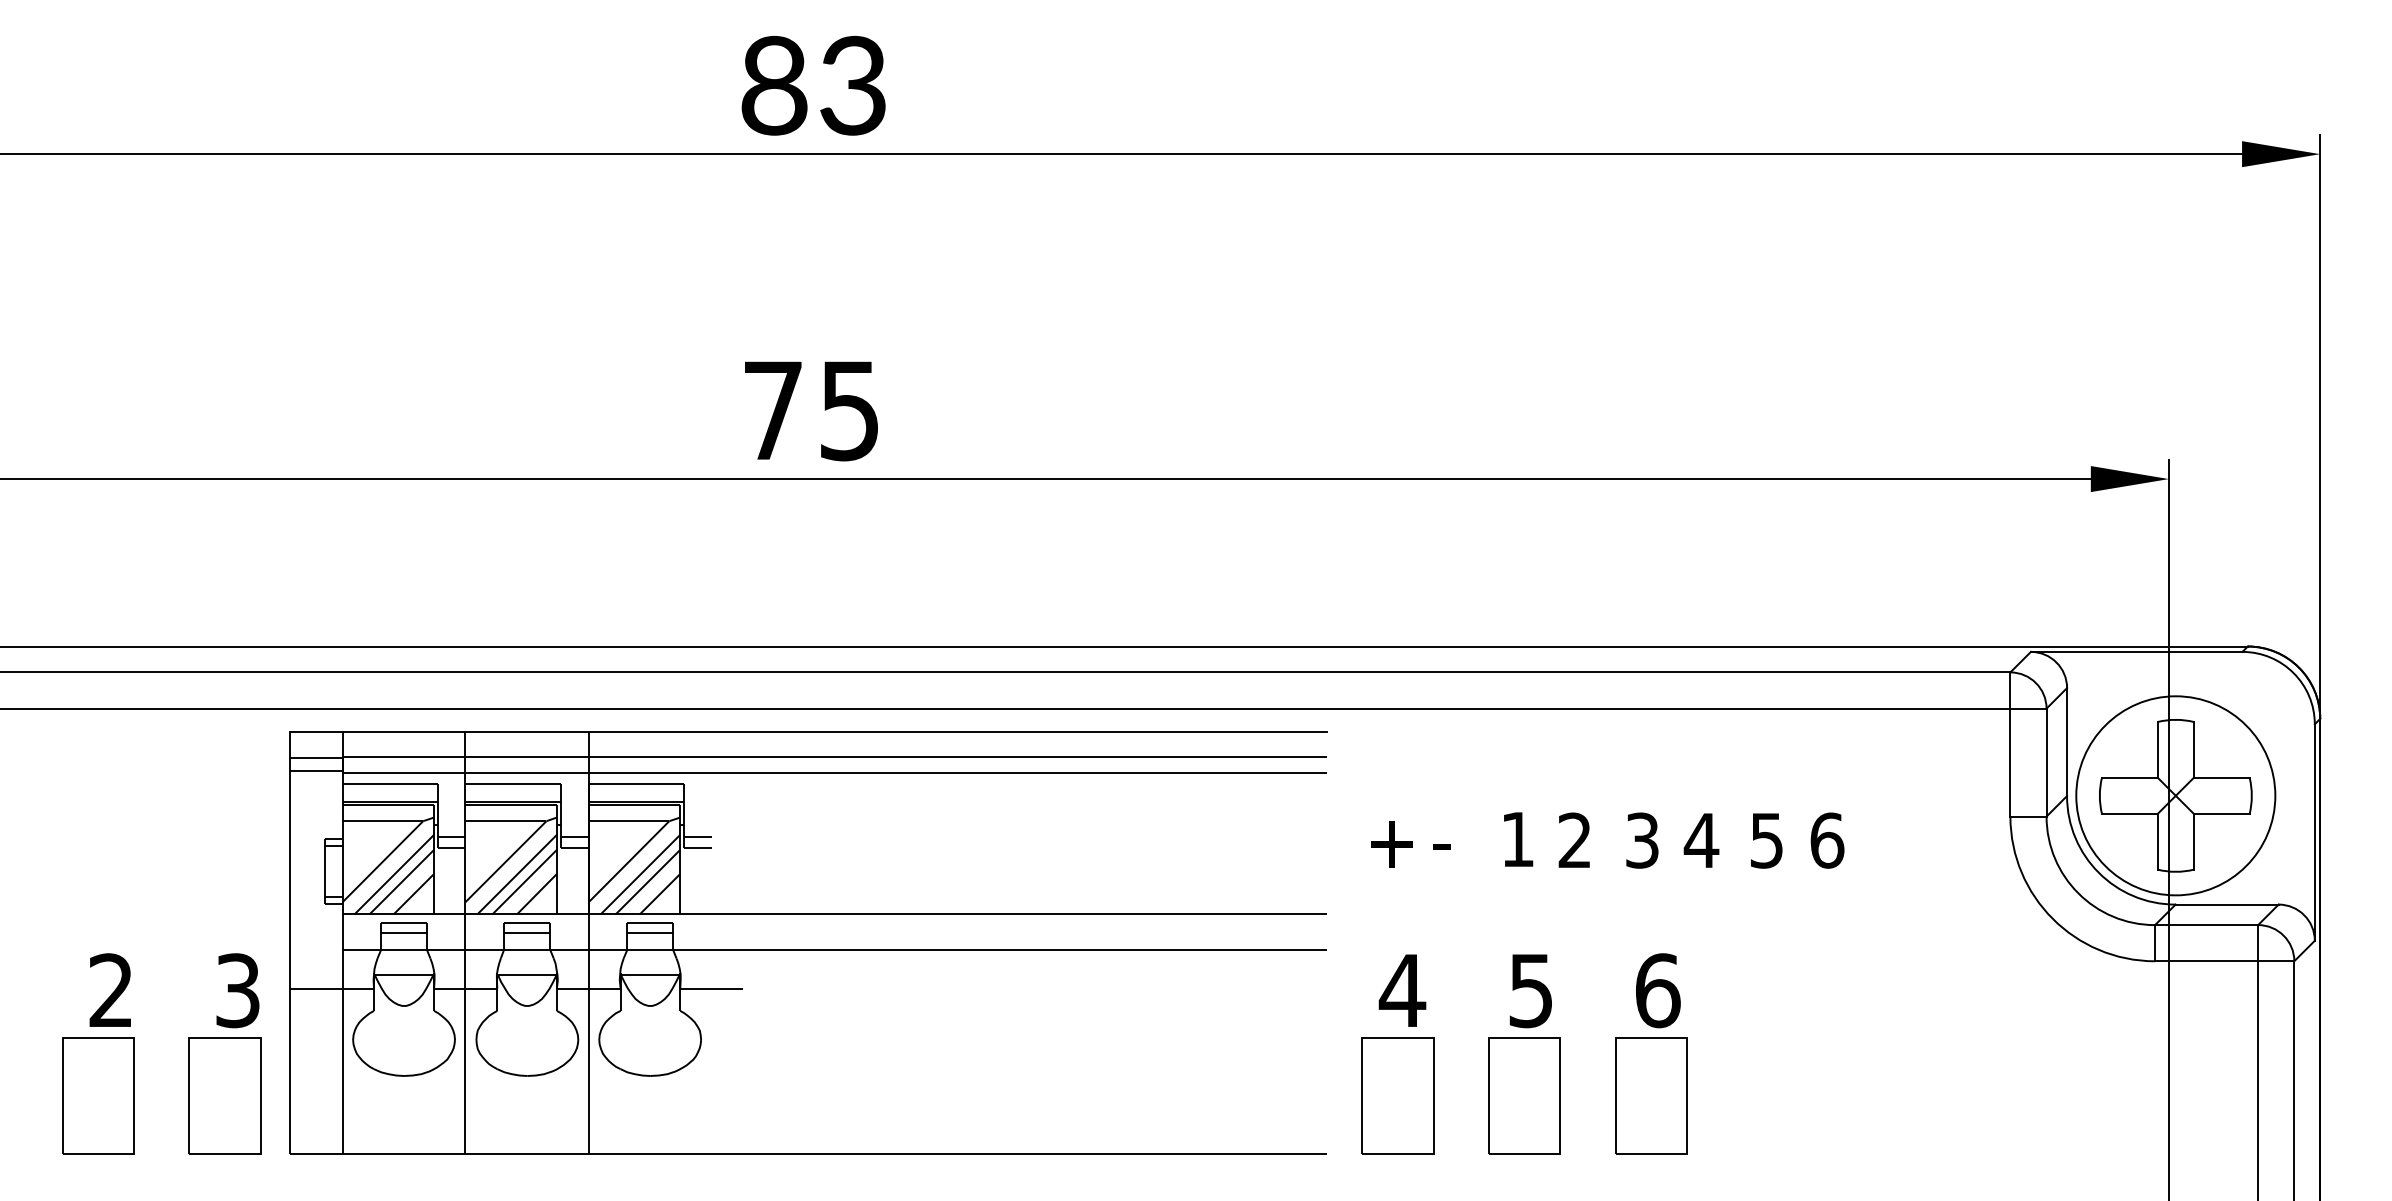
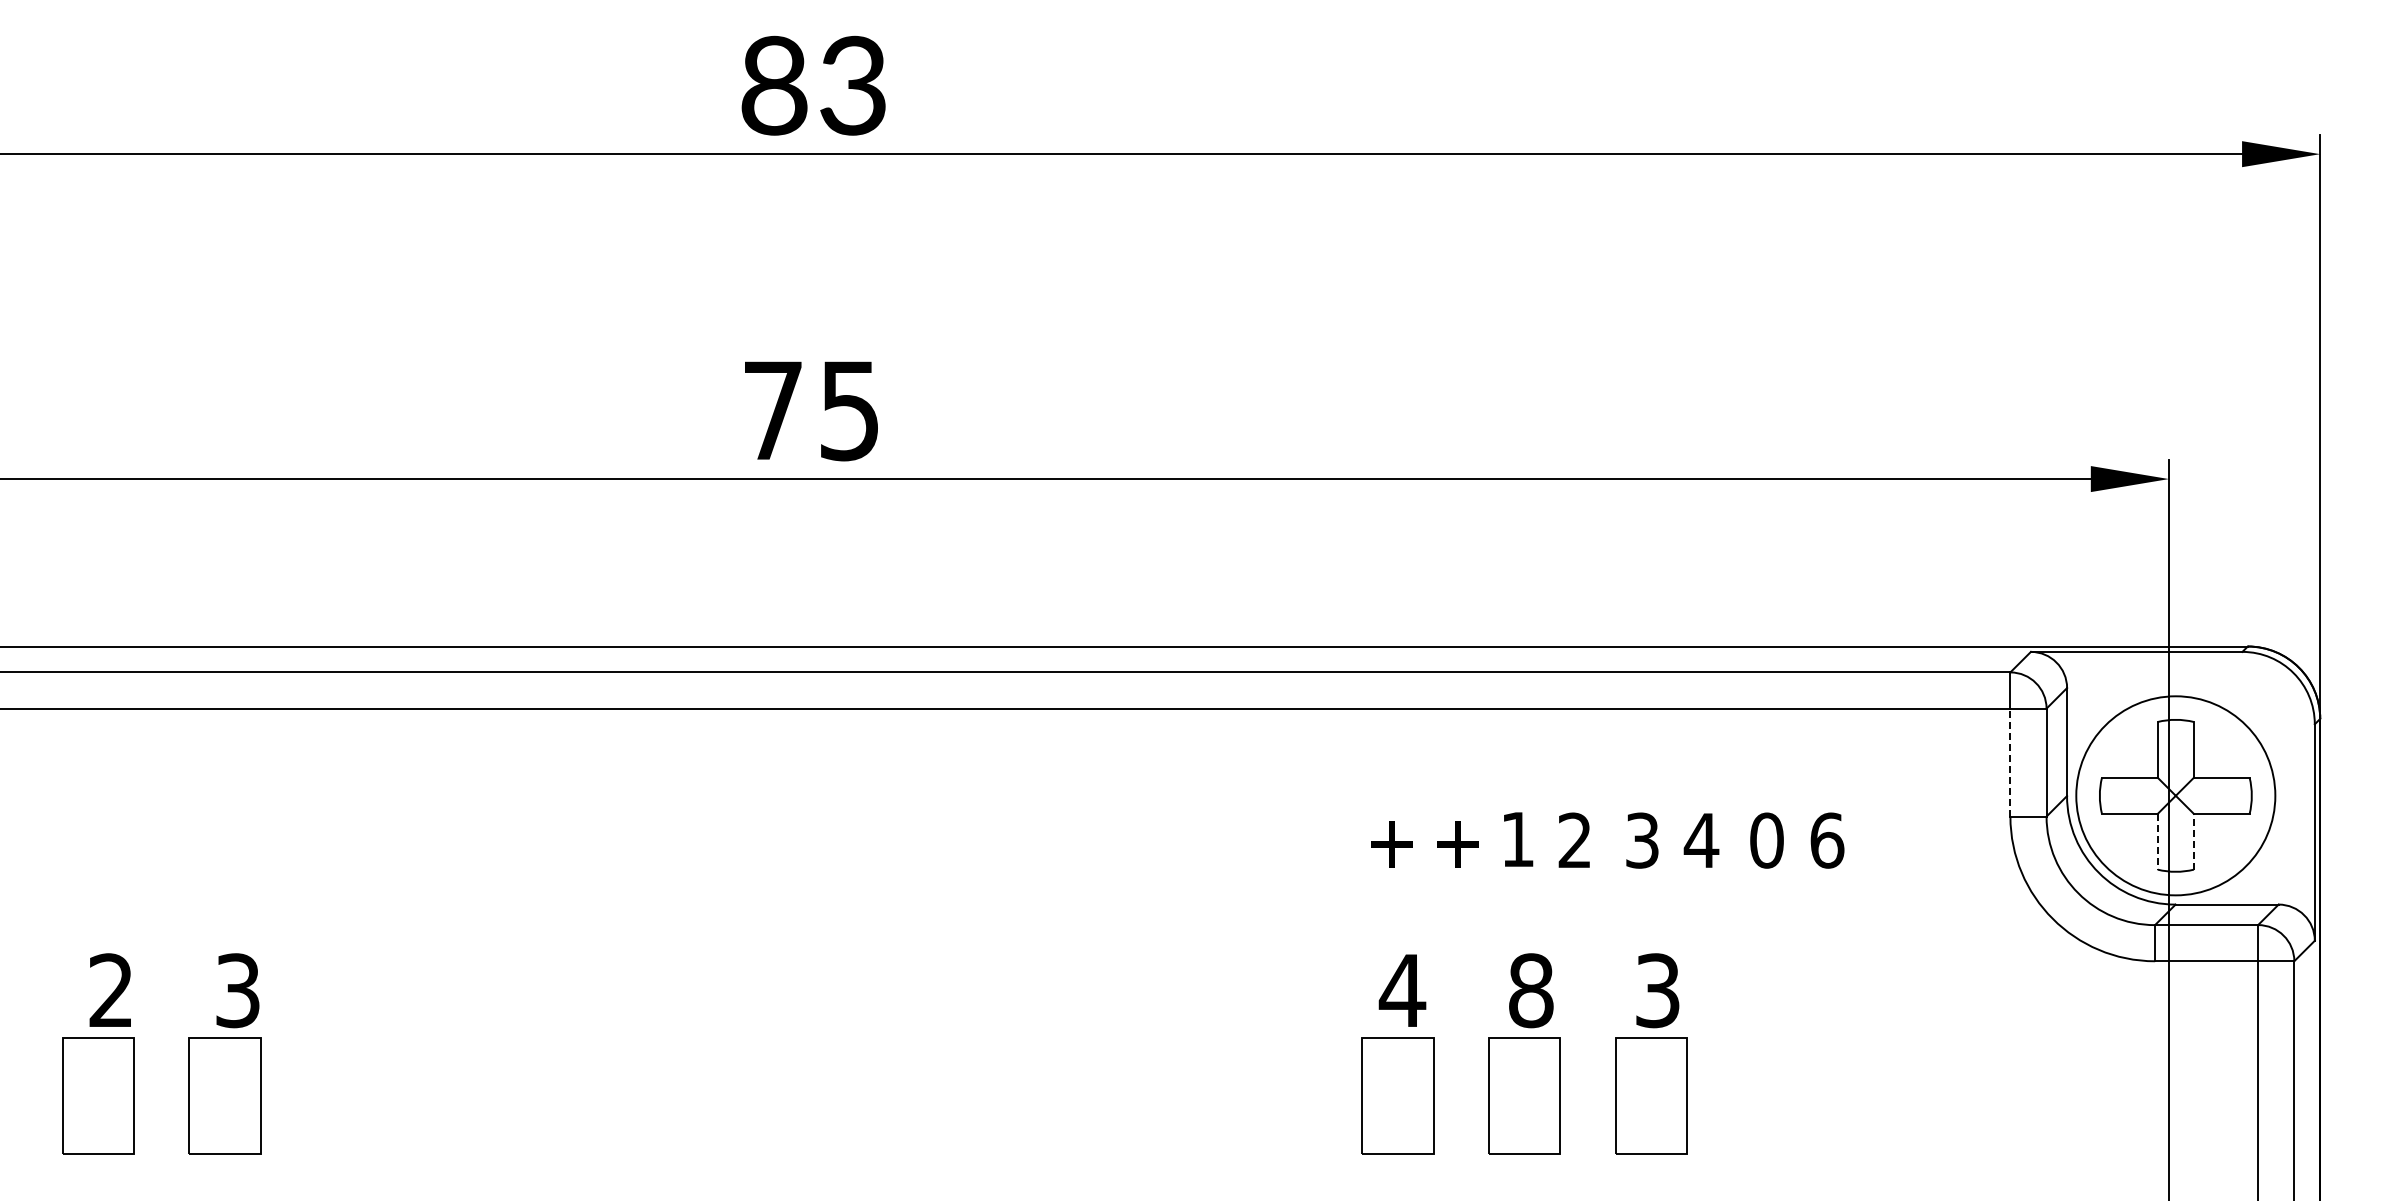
line: solid -> dashed (2010, 762)
text: 5 -> 0 (1766, 840)
line: solid -> dashed (2157, 841)
line: solid -> dashed (2193, 841)
text: - -> + (1455, 844)
part: present -> none (808, 949)
text: 5 -> 8 (1531, 990)
text: 6 -> 3 (1658, 990)
